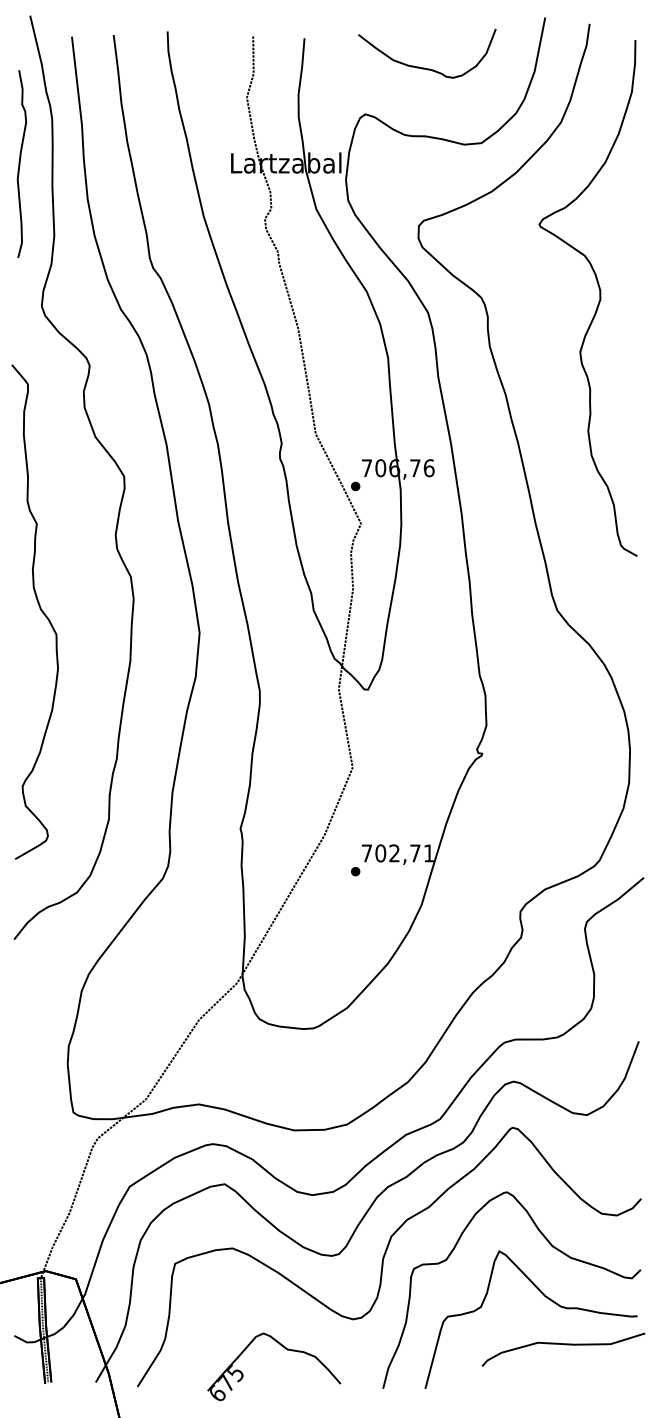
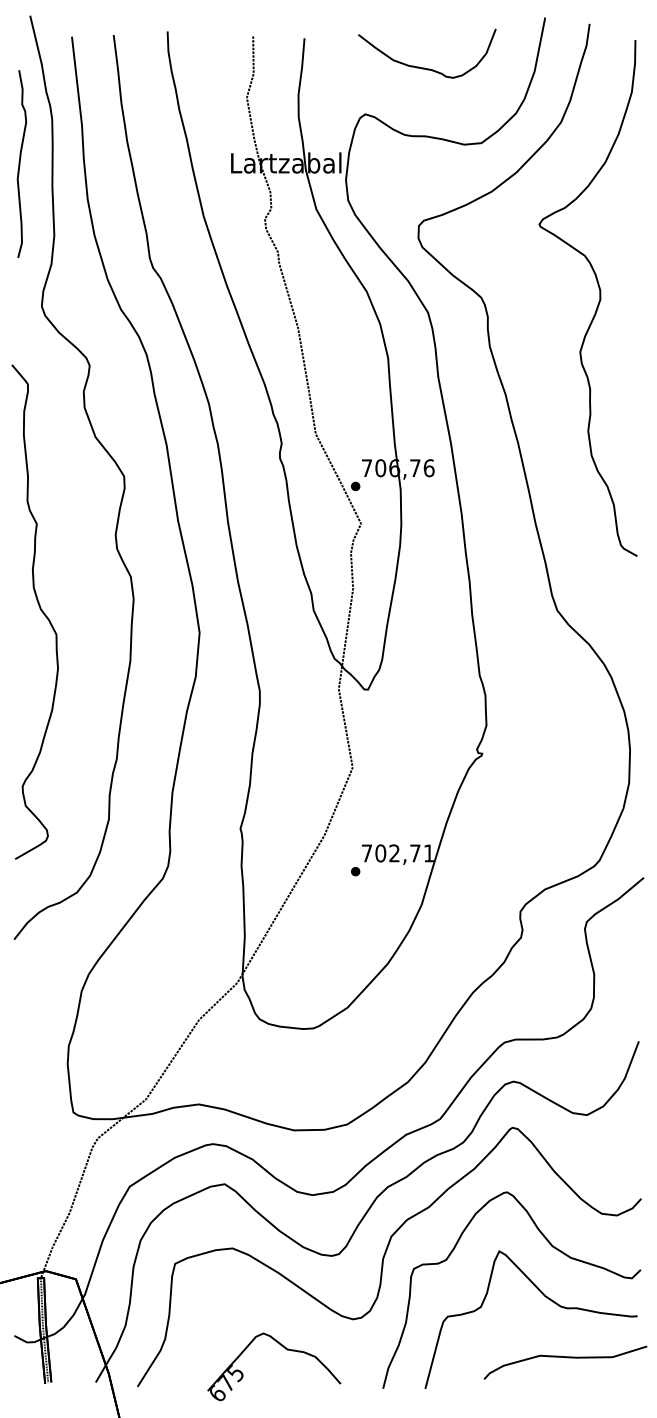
part position: (563, 1349) -> (565, 1362) (565, 1362)
